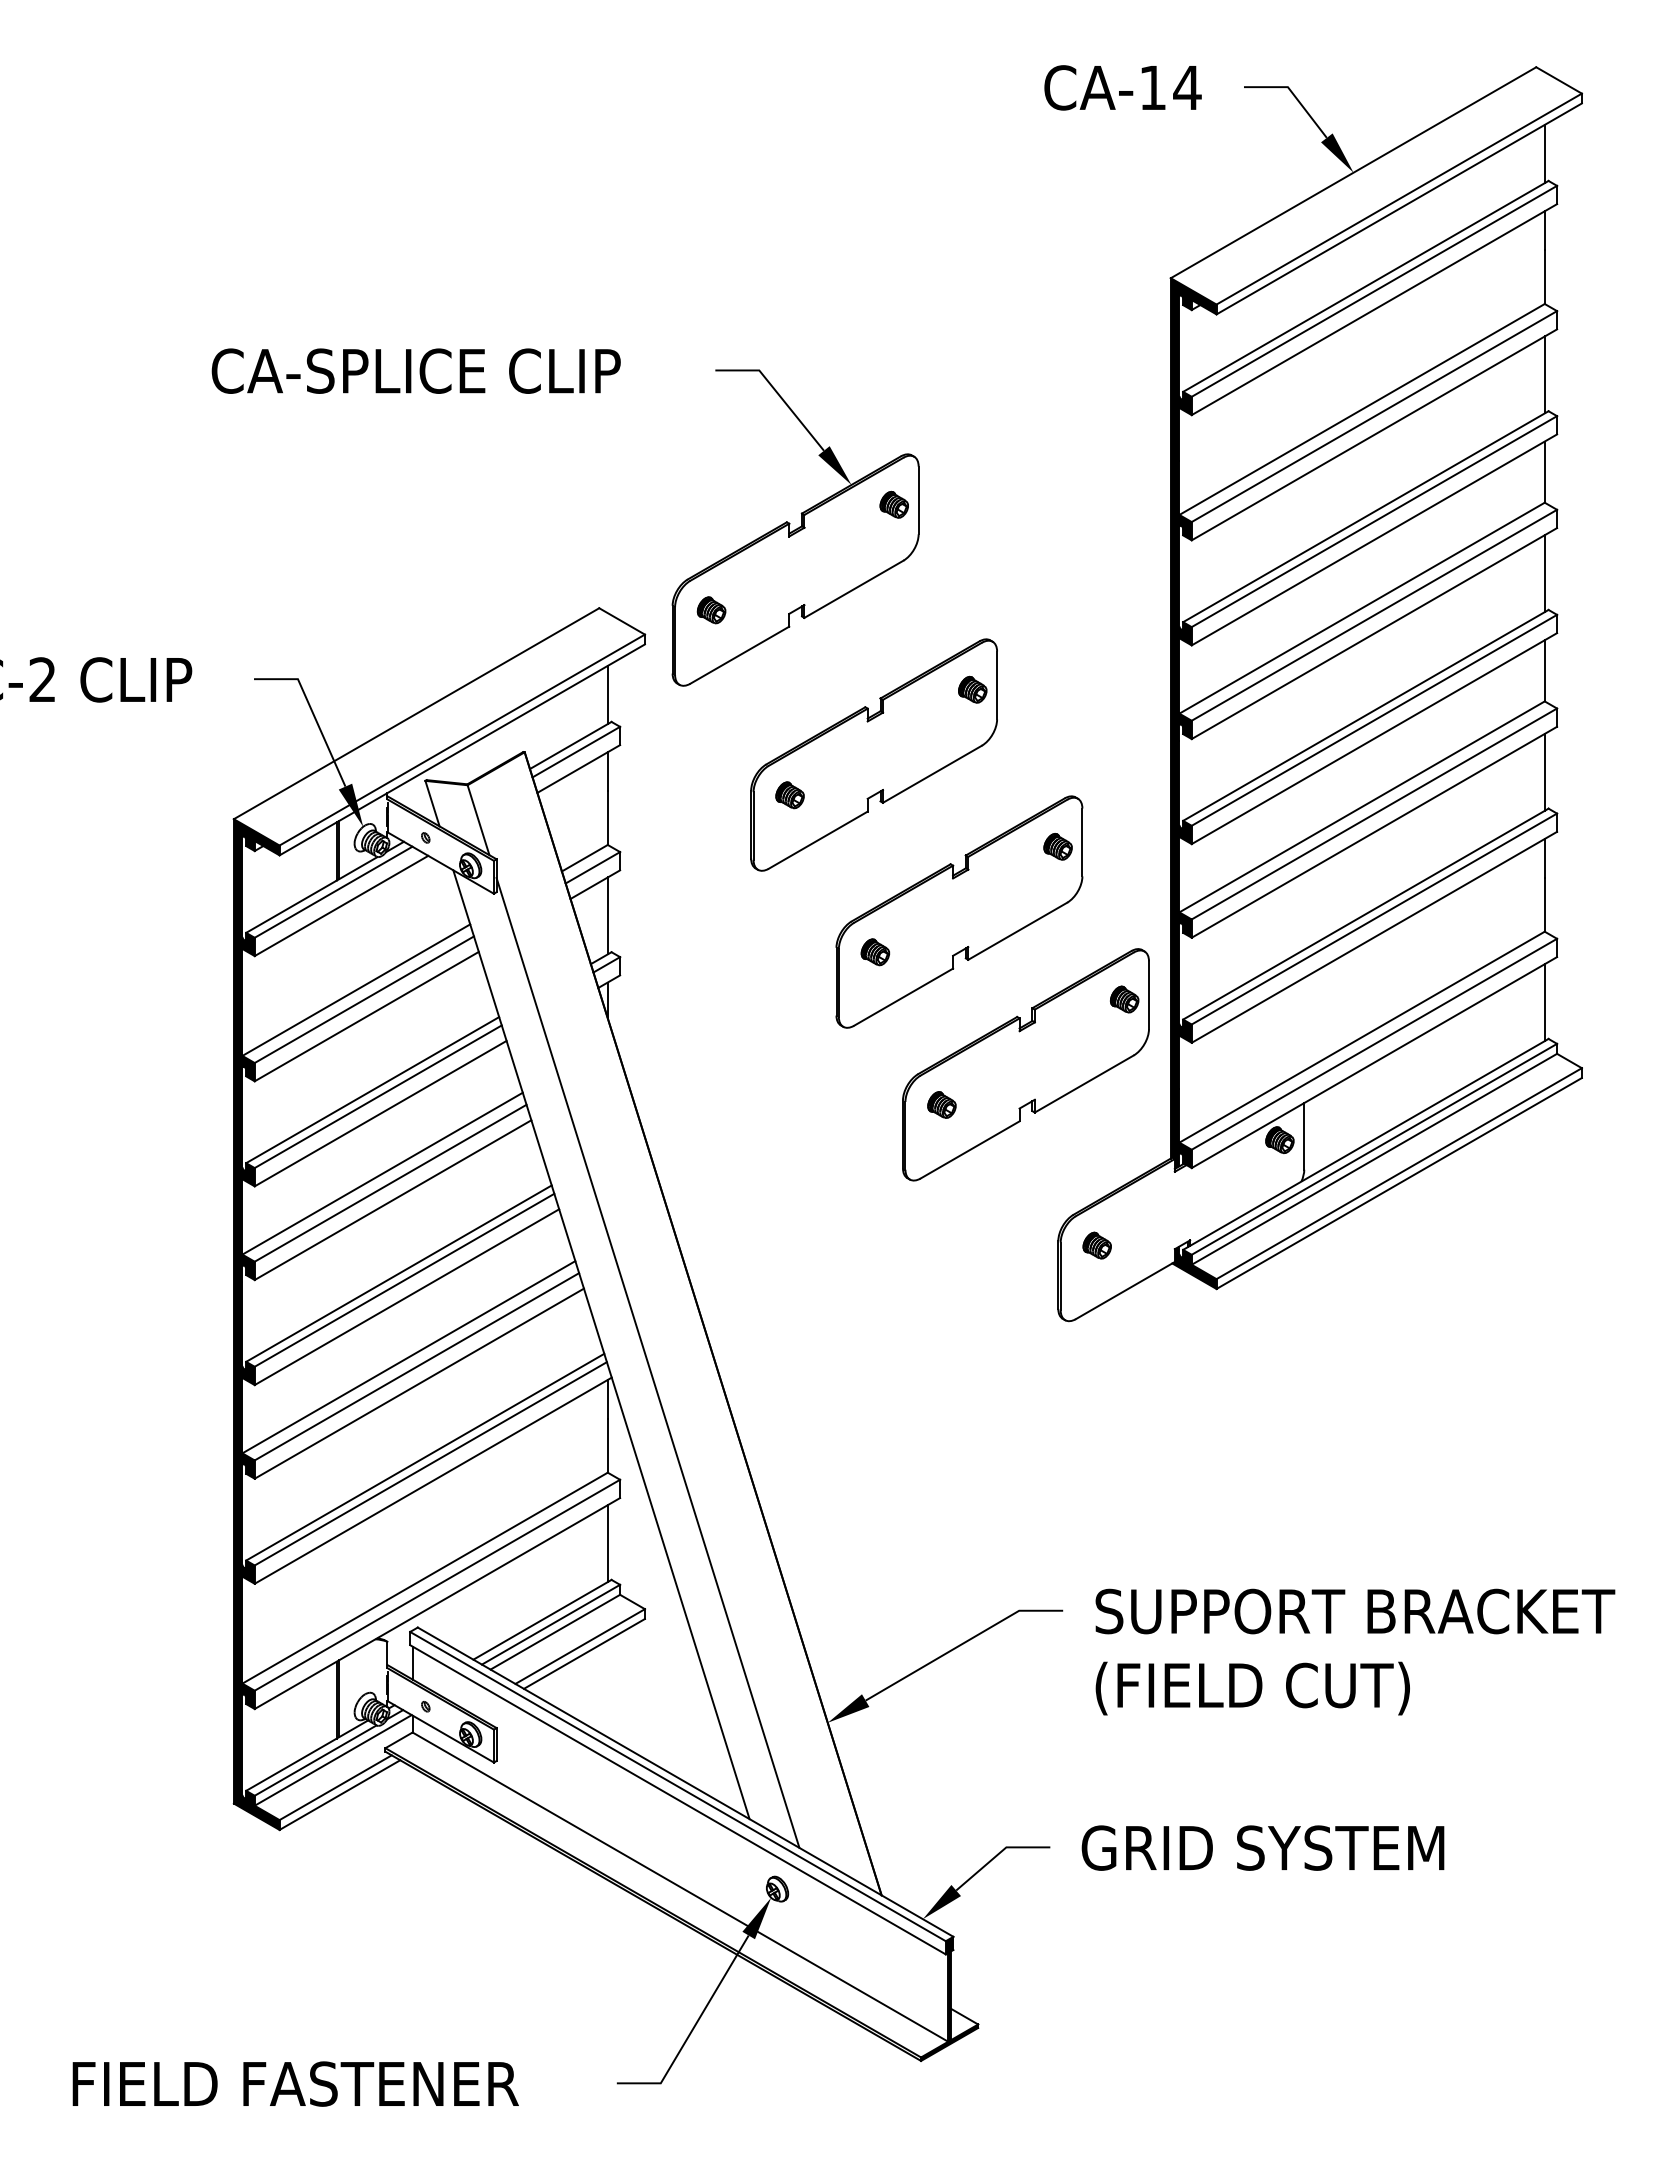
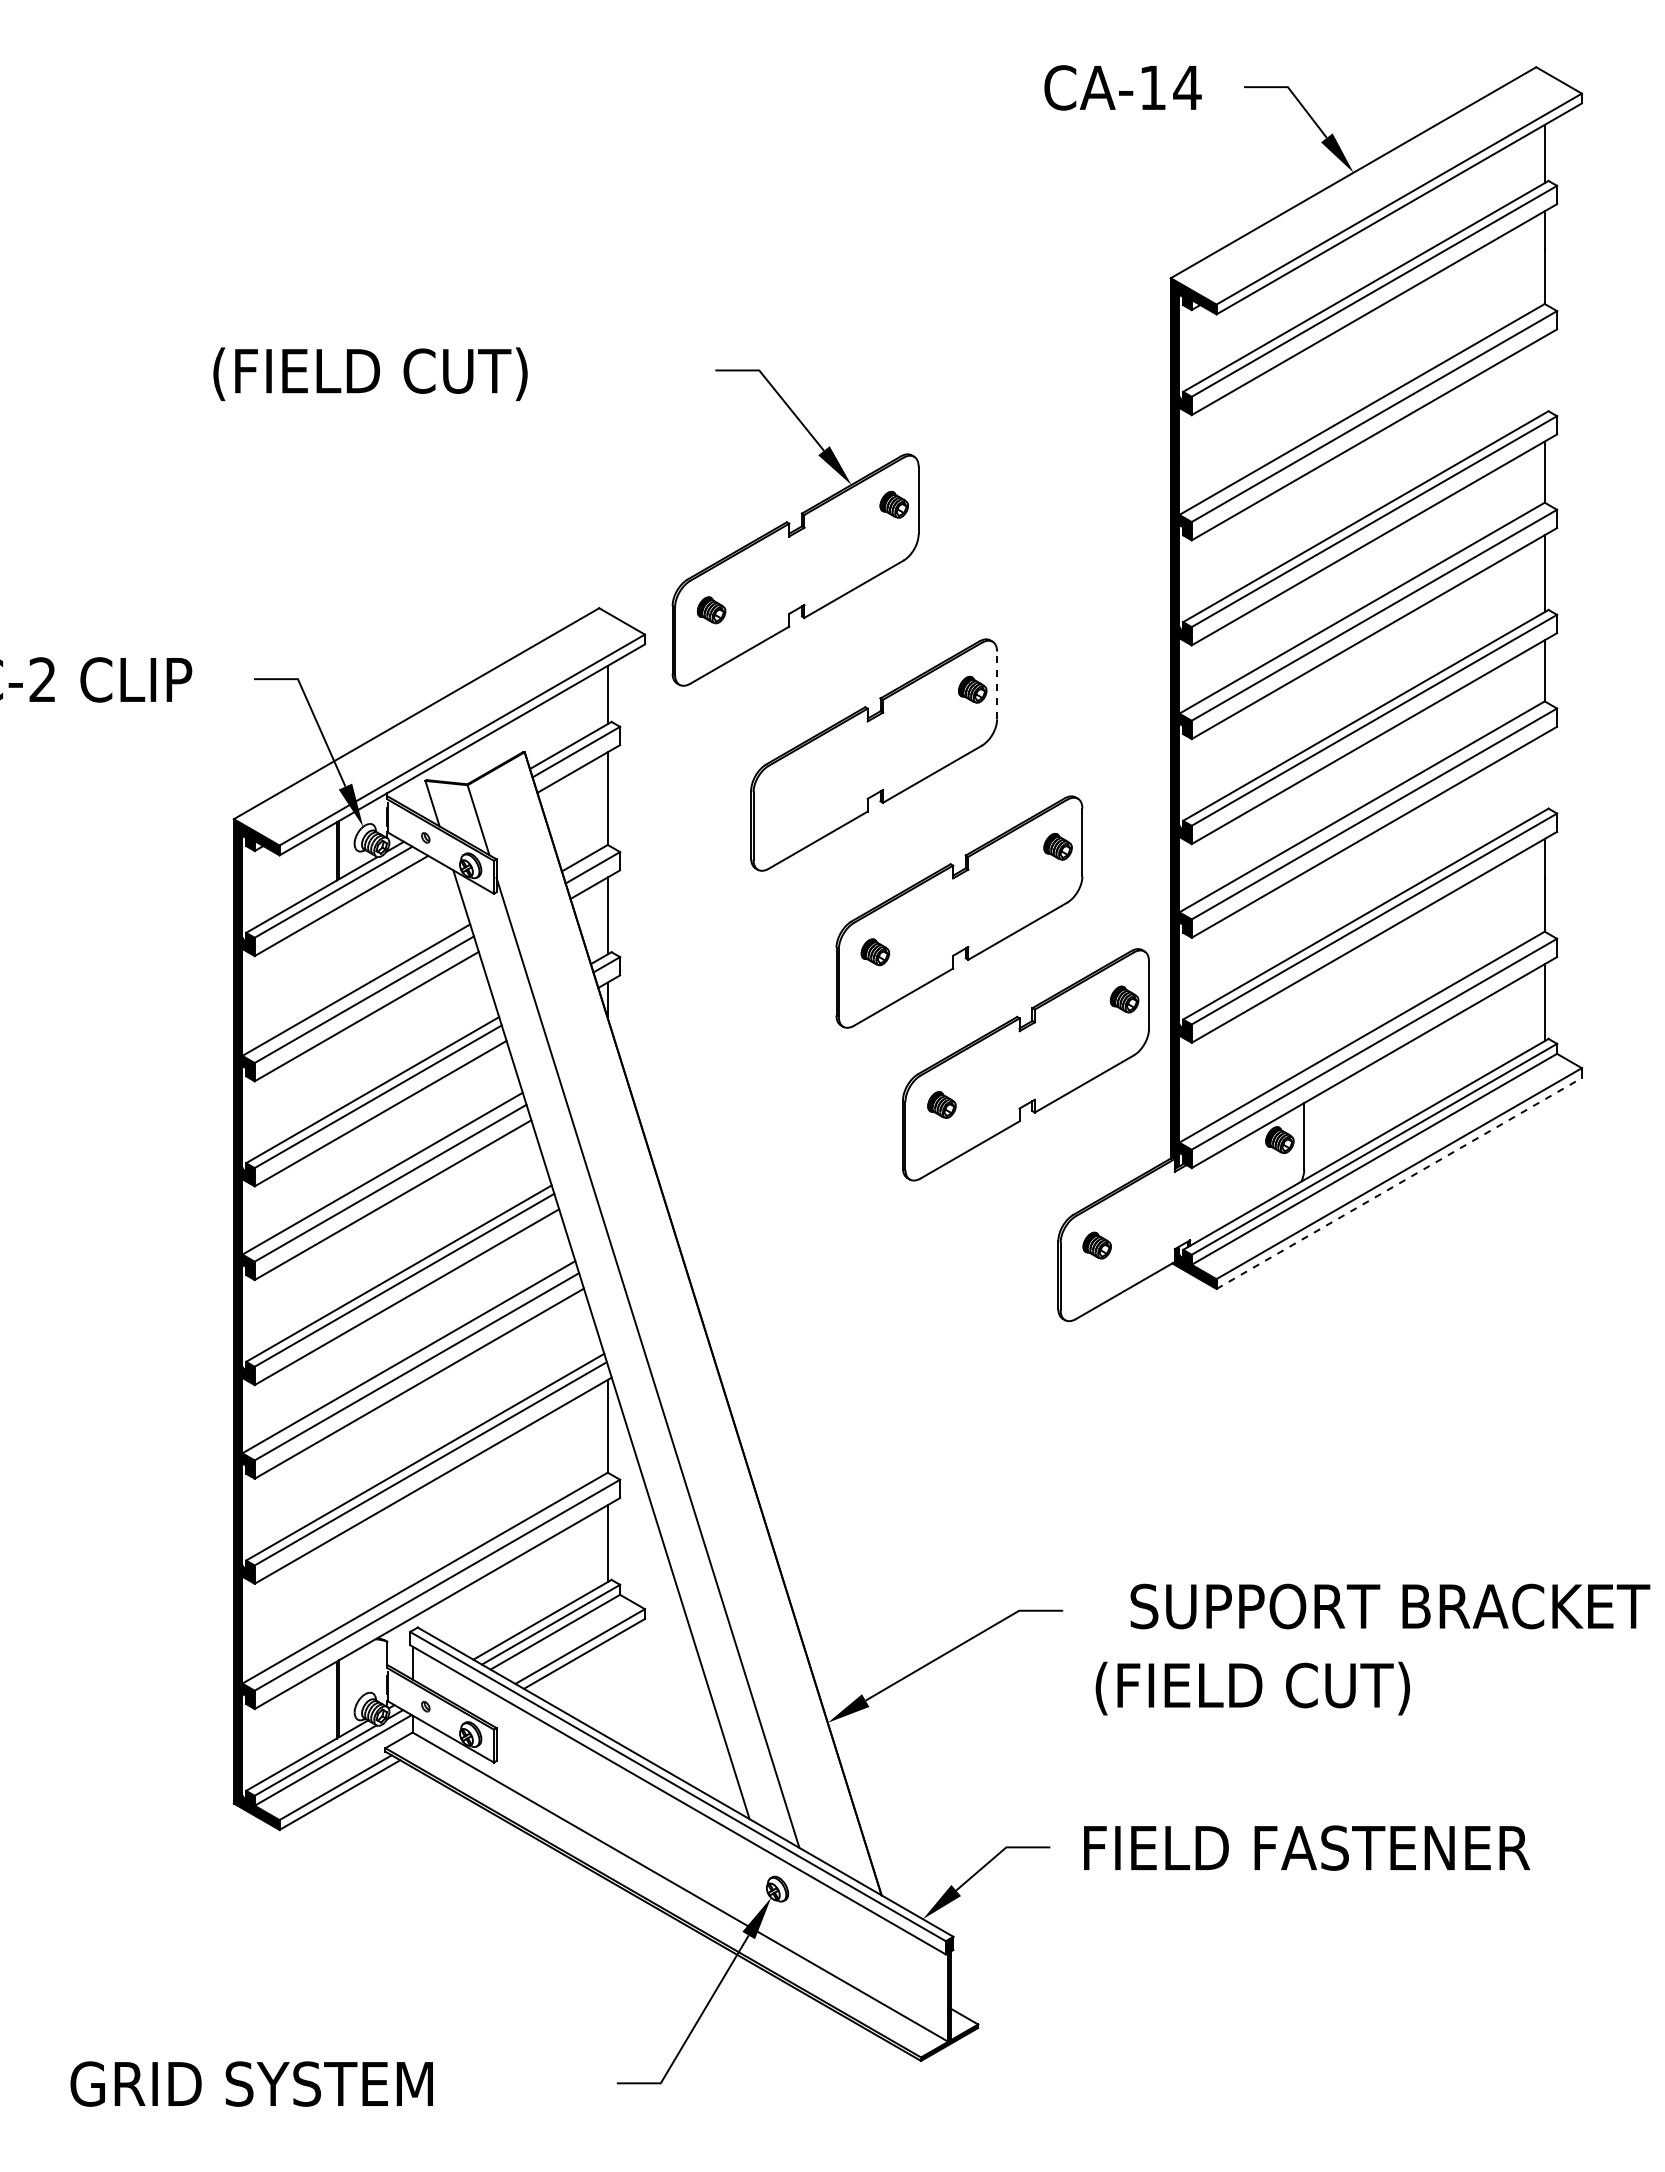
text: CA-SPLICE CLIP -> (FIELD CUT) (415, 374)
line: present -> none (1544, 374)
line: solid -> dashed (997, 685)
line: present -> none (1544, 771)
part: present -> none (789, 795)
line: solid -> dashed (1399, 1183)
text position: (1355, 1611) -> (1390, 1606) (1390, 1606)
text: GRID SYSTEM -> FIELD FASTENER (1305, 1847)
text: FIELD FASTENER -> GRID SYSTEM (294, 2083)
